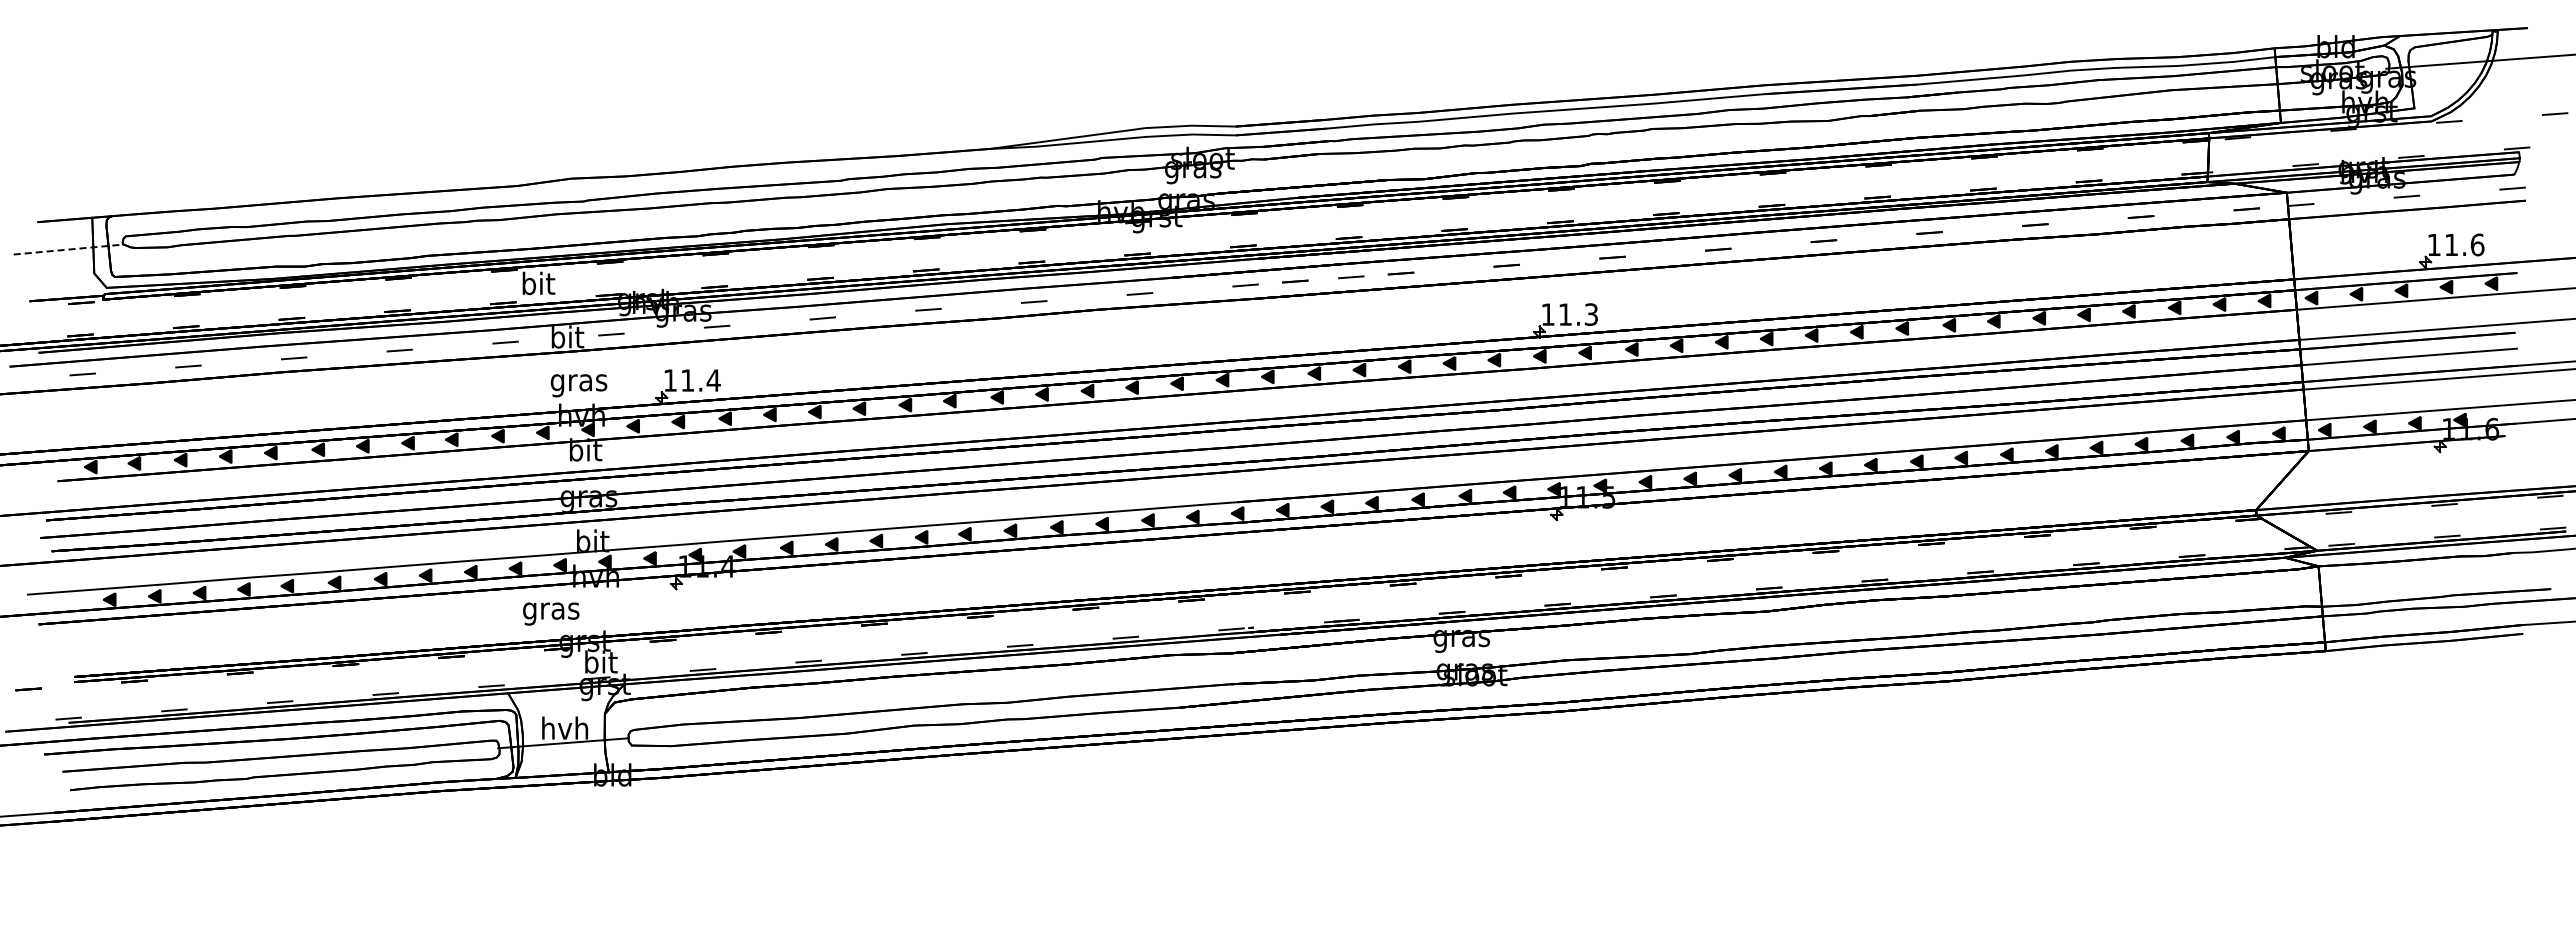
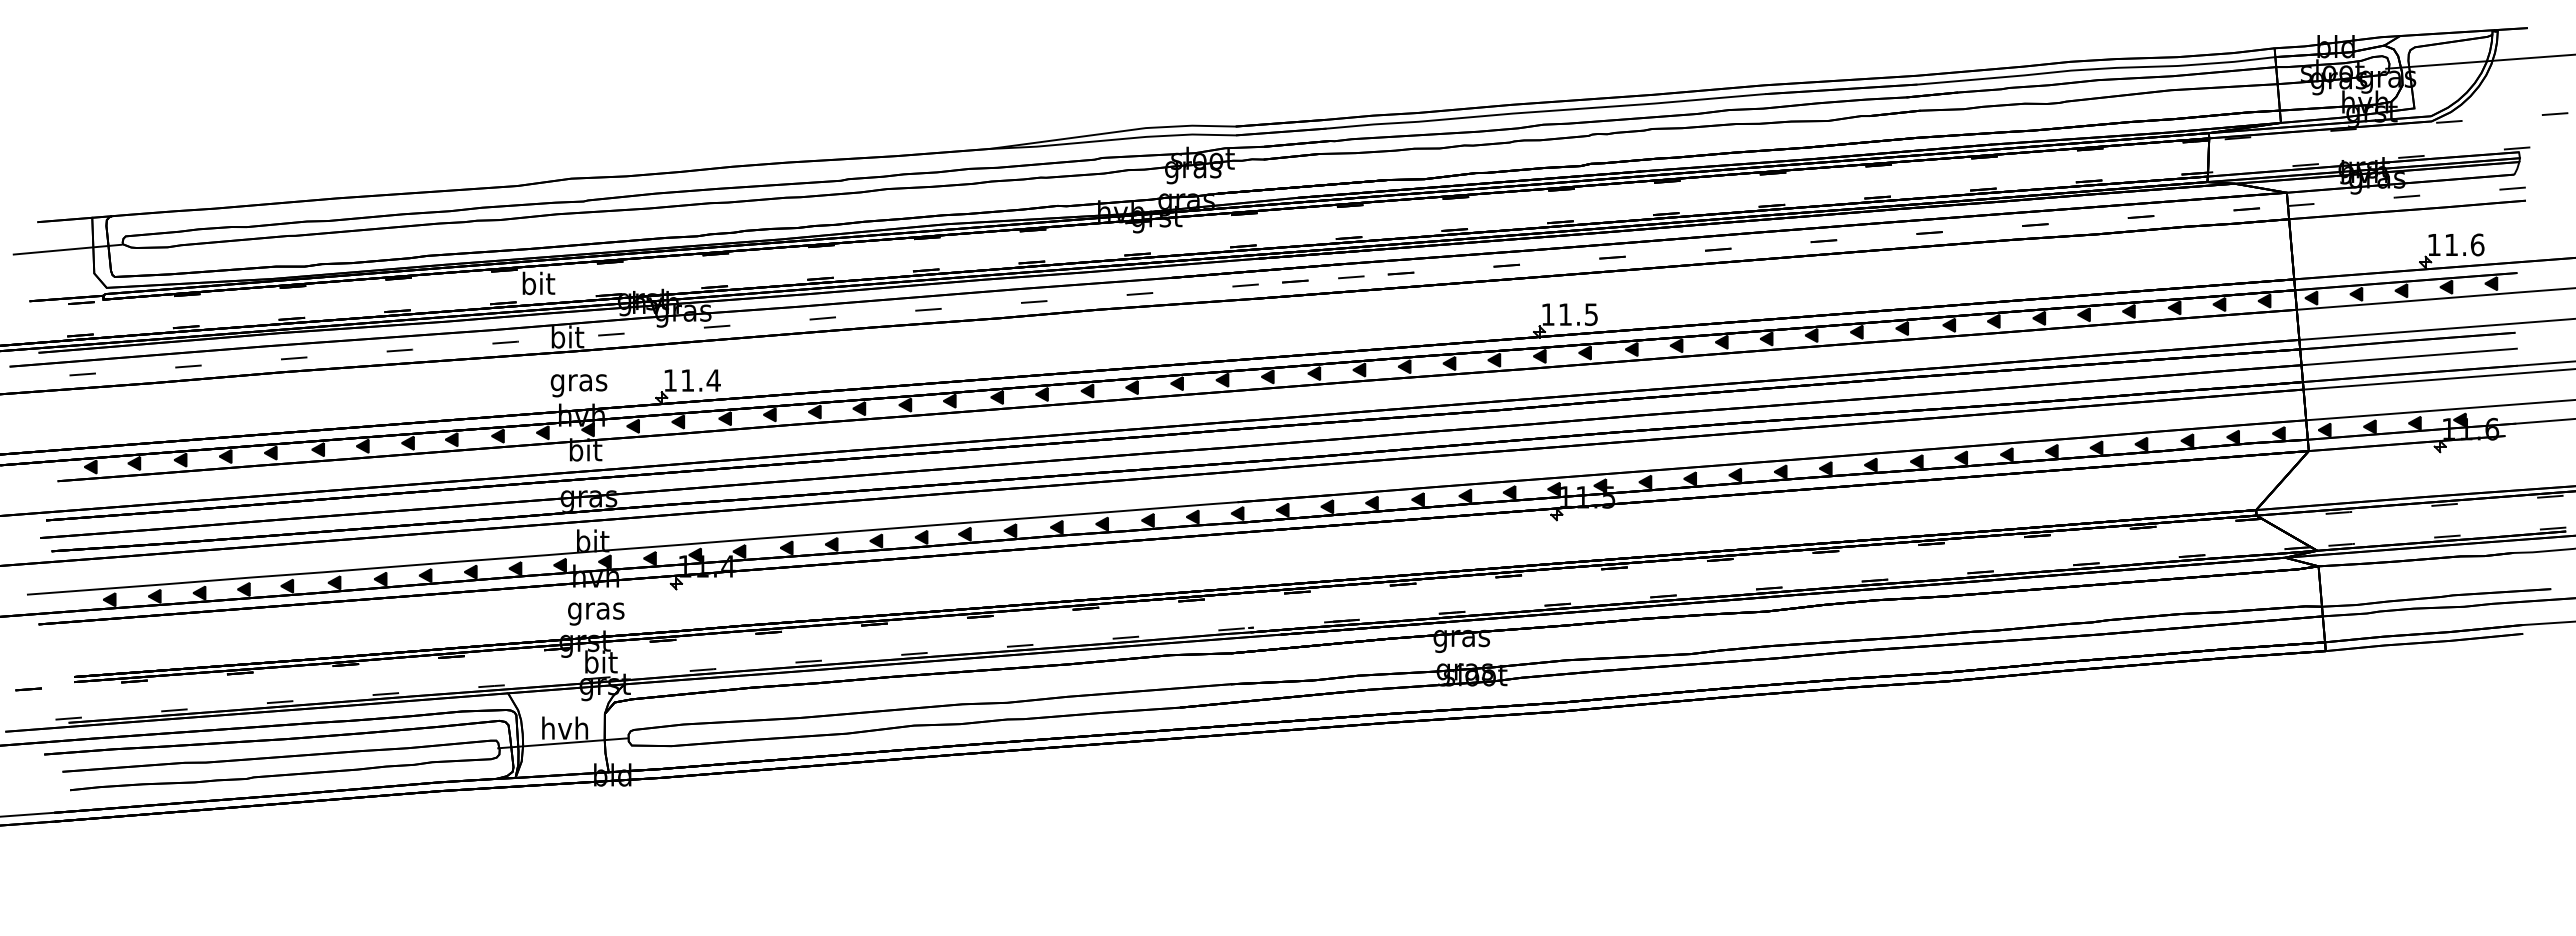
line: dashed -> solid (68, 249)
text: 11.3 -> 11.5 (1591, 314)
text position: (551, 613) -> (596, 613) (596, 613)
